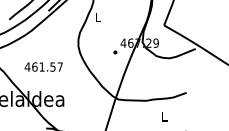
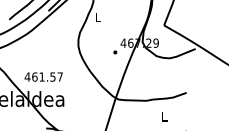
text position: (43, 66) -> (43, 76) (43, 76)
